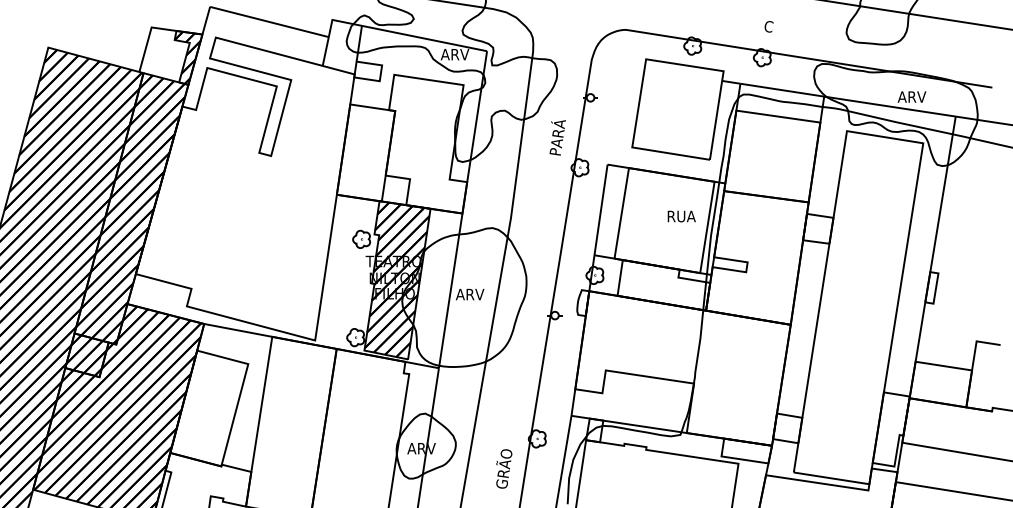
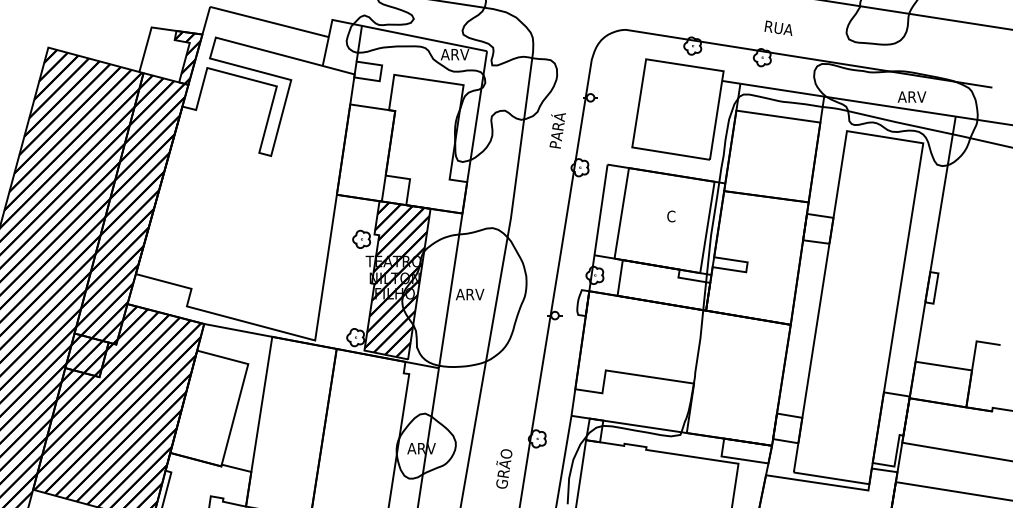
text: C -> RUA (778, 27)
text position: (557, 137) -> (557, 130) (557, 130)
text: RUA -> C (681, 216)
